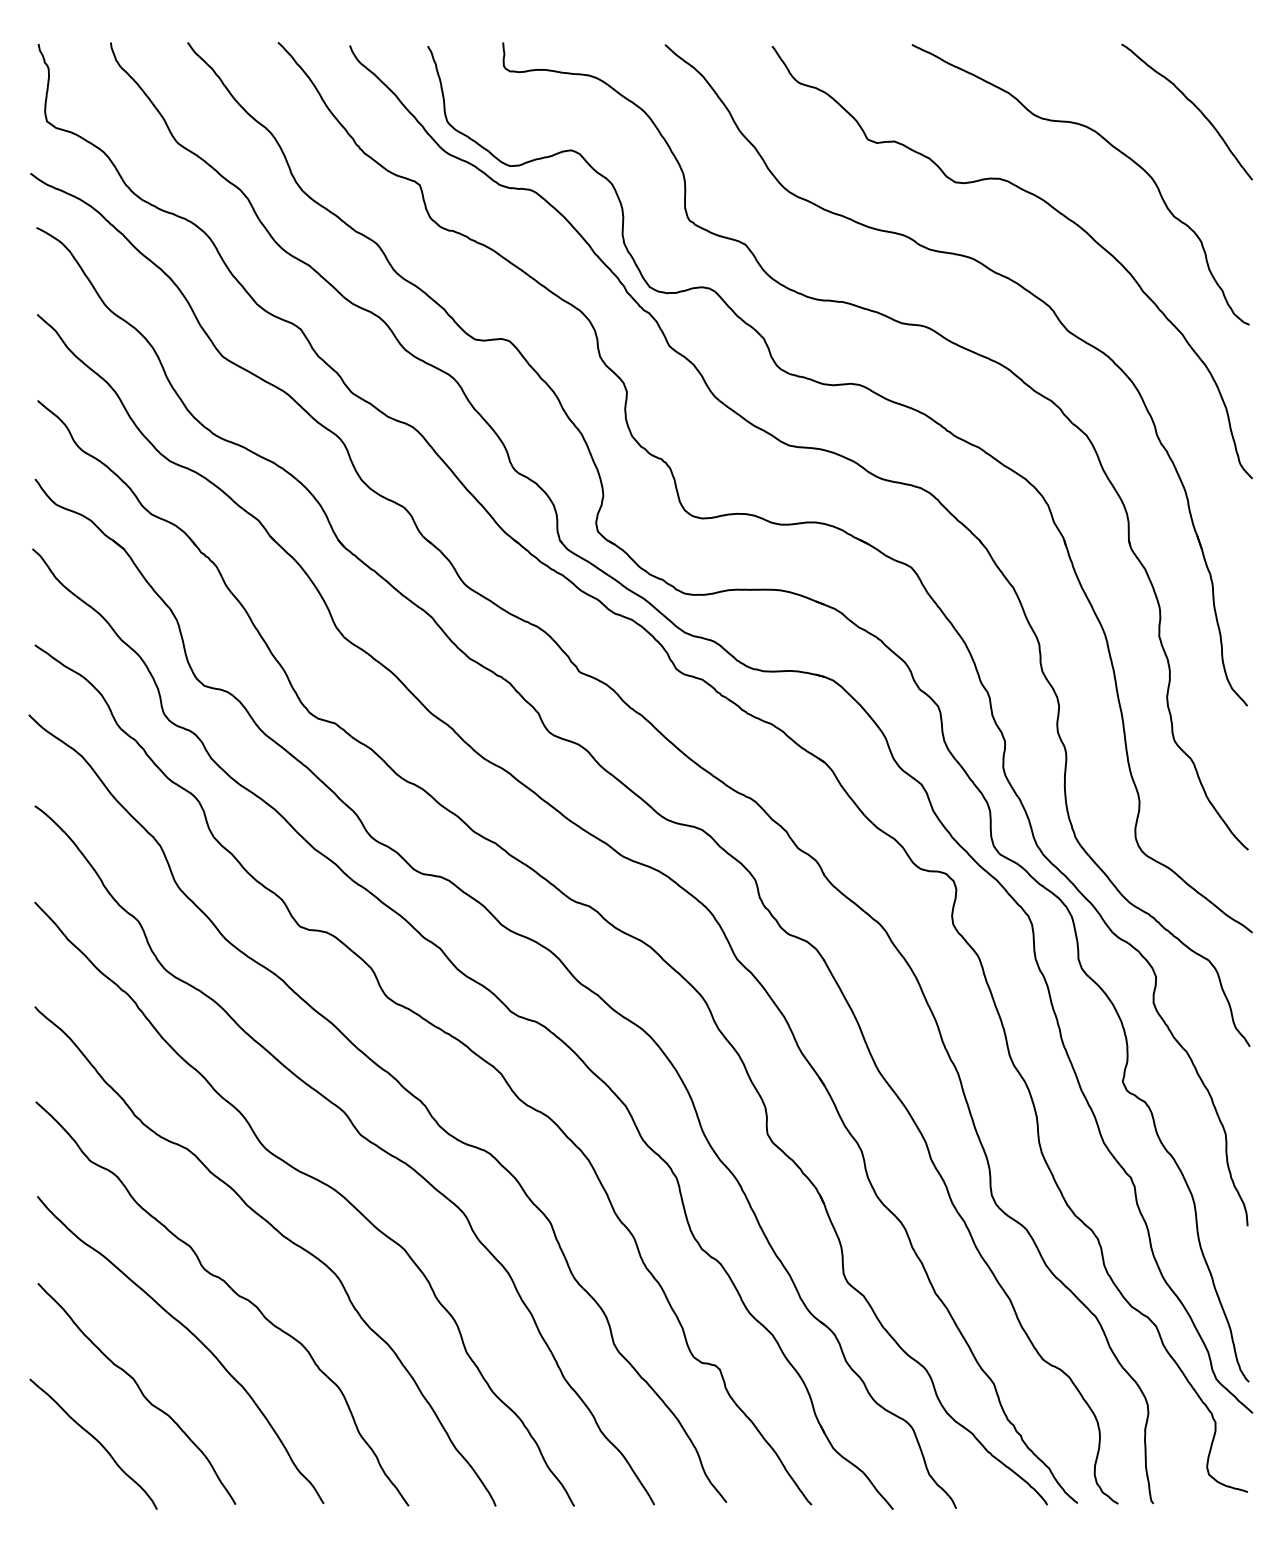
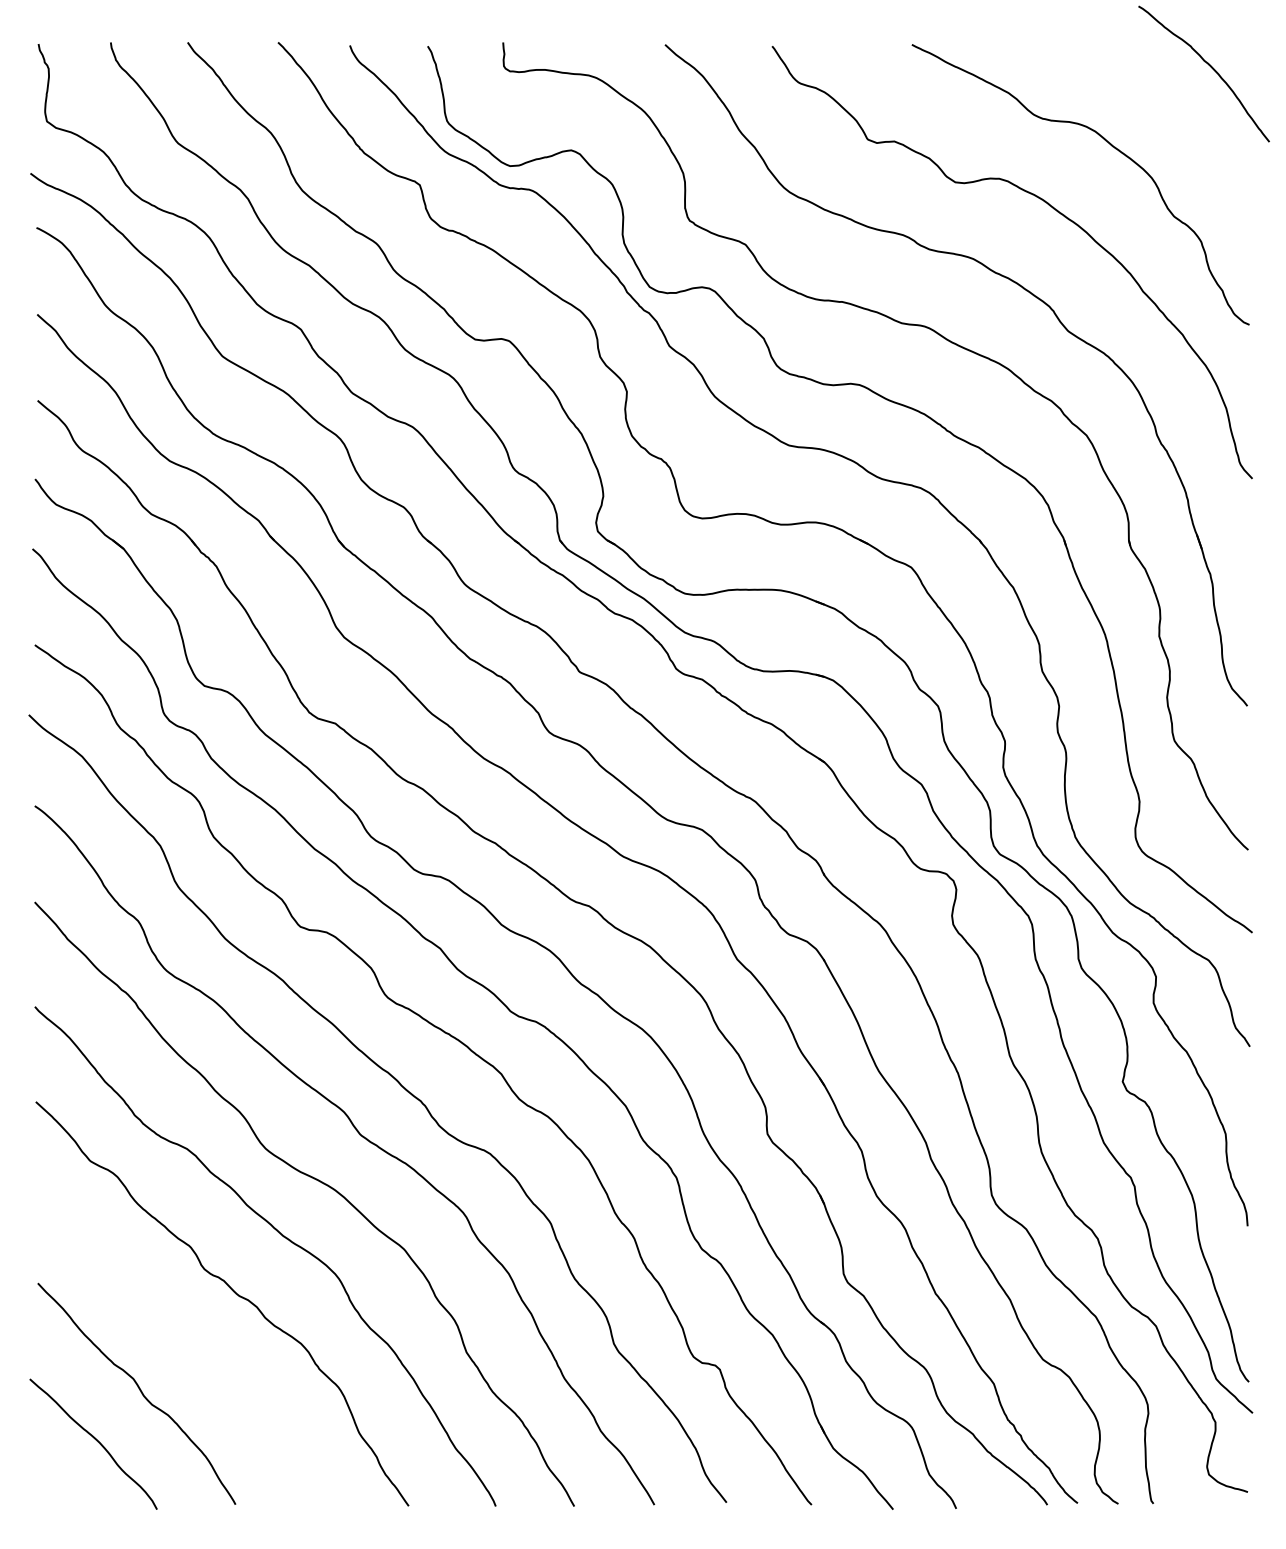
curve position: (1192, 104) -> (1209, 66) (1209, 66)
curve: present -> none (192, 1335)
